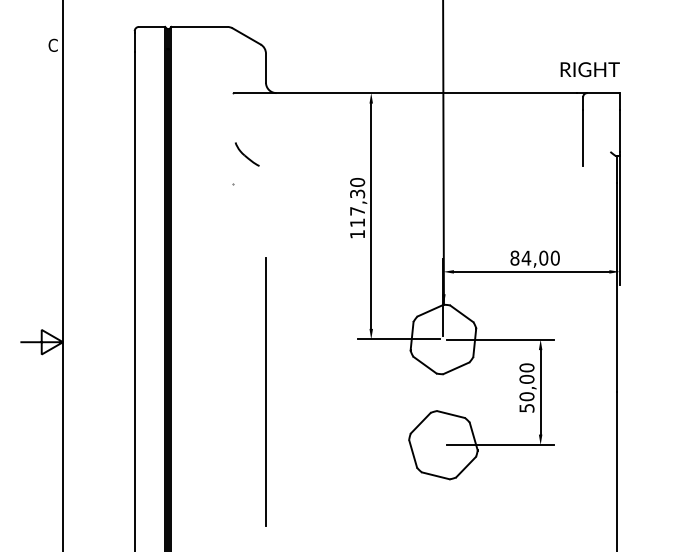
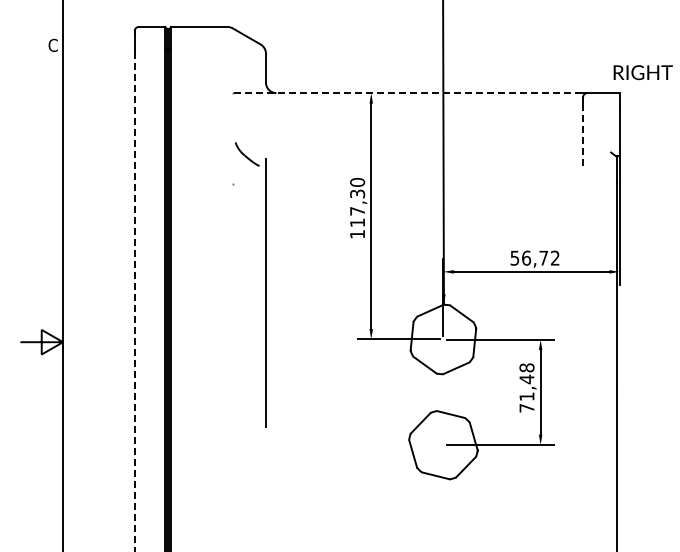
text position: (589, 69) -> (642, 72) (642, 72)
line: solid -> dashed (405, 93)
line: solid -> dashed (583, 137)
text: 84,00 -> 56,72 (534, 257)
line: solid -> dashed (134, 301)
text: 50,00 -> 71,48 (526, 387)
line position: (265, 391) -> (265, 292) (265, 292)
